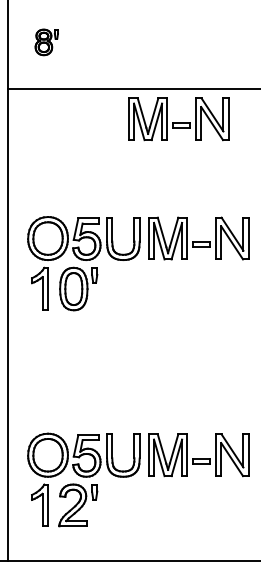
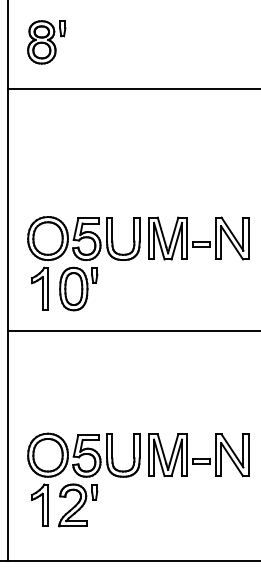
part size: 25x29 px -> 40x45 px (46, 42)
part: present -> none (178, 119)
line: none -> present (132, 330)
